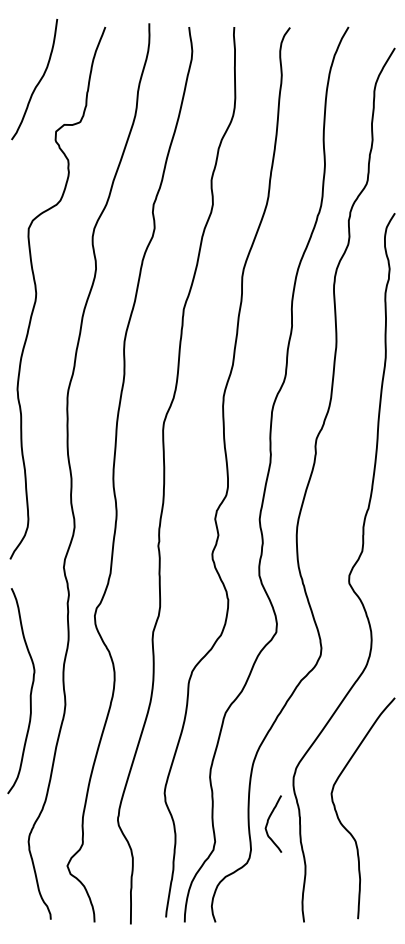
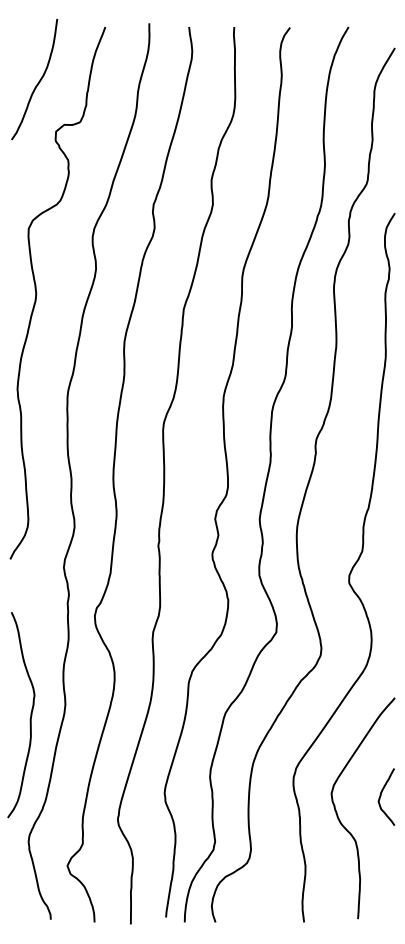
curve position: (29, 695) -> (29, 719) (29, 719)
curve position: (268, 823) -> (381, 796) (381, 796)
